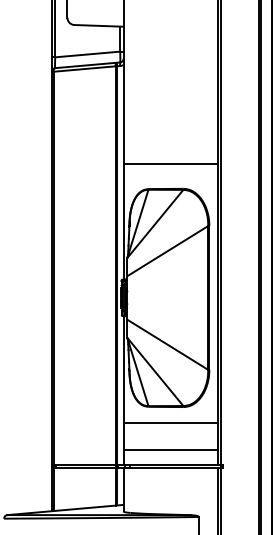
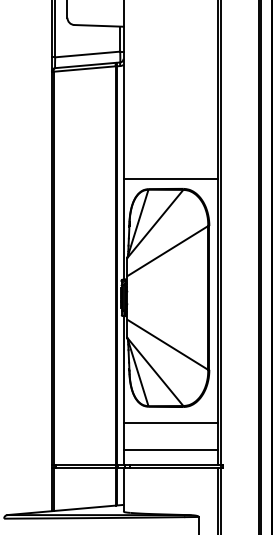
line position: (170, 163) -> (170, 178) (170, 178)
